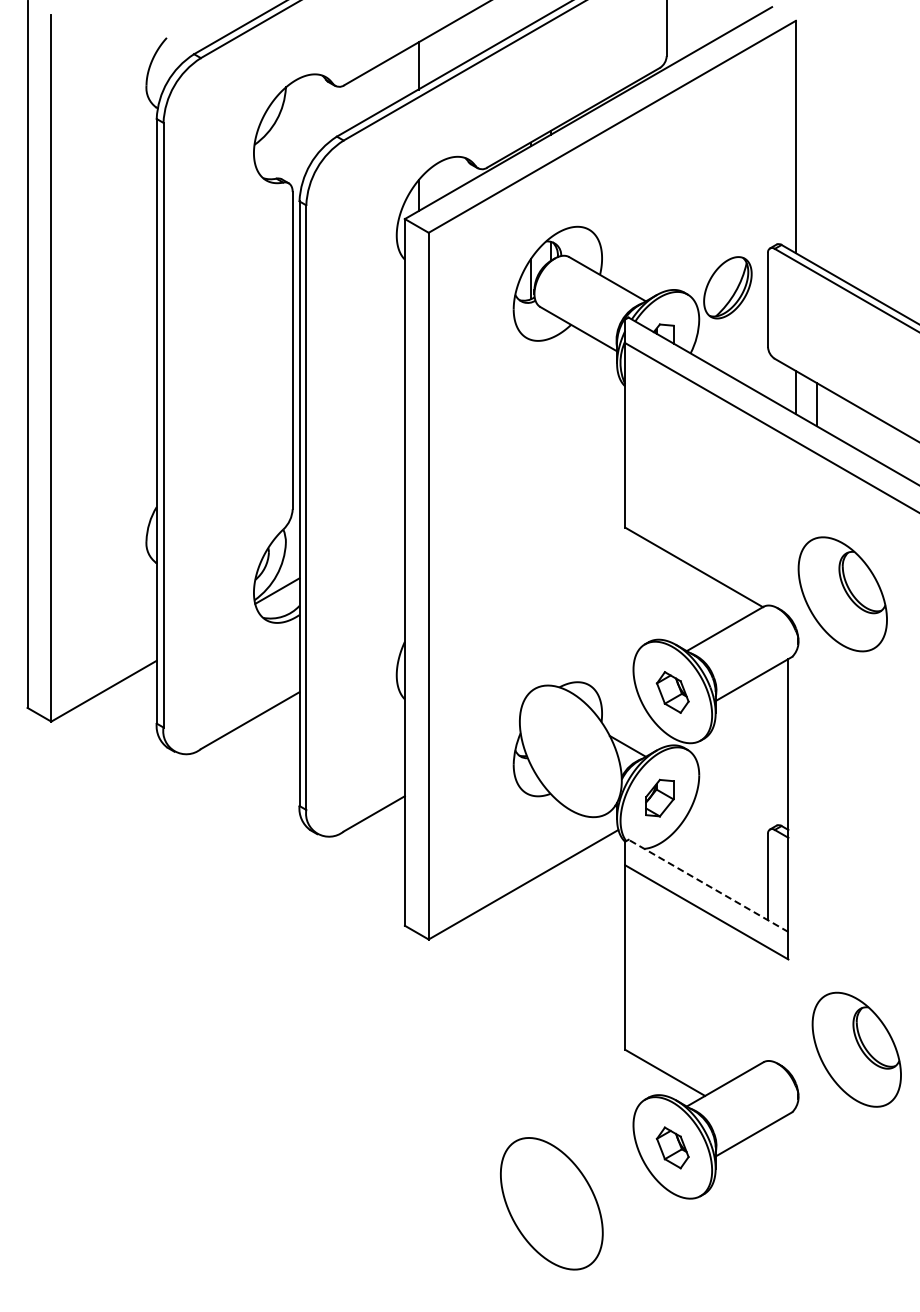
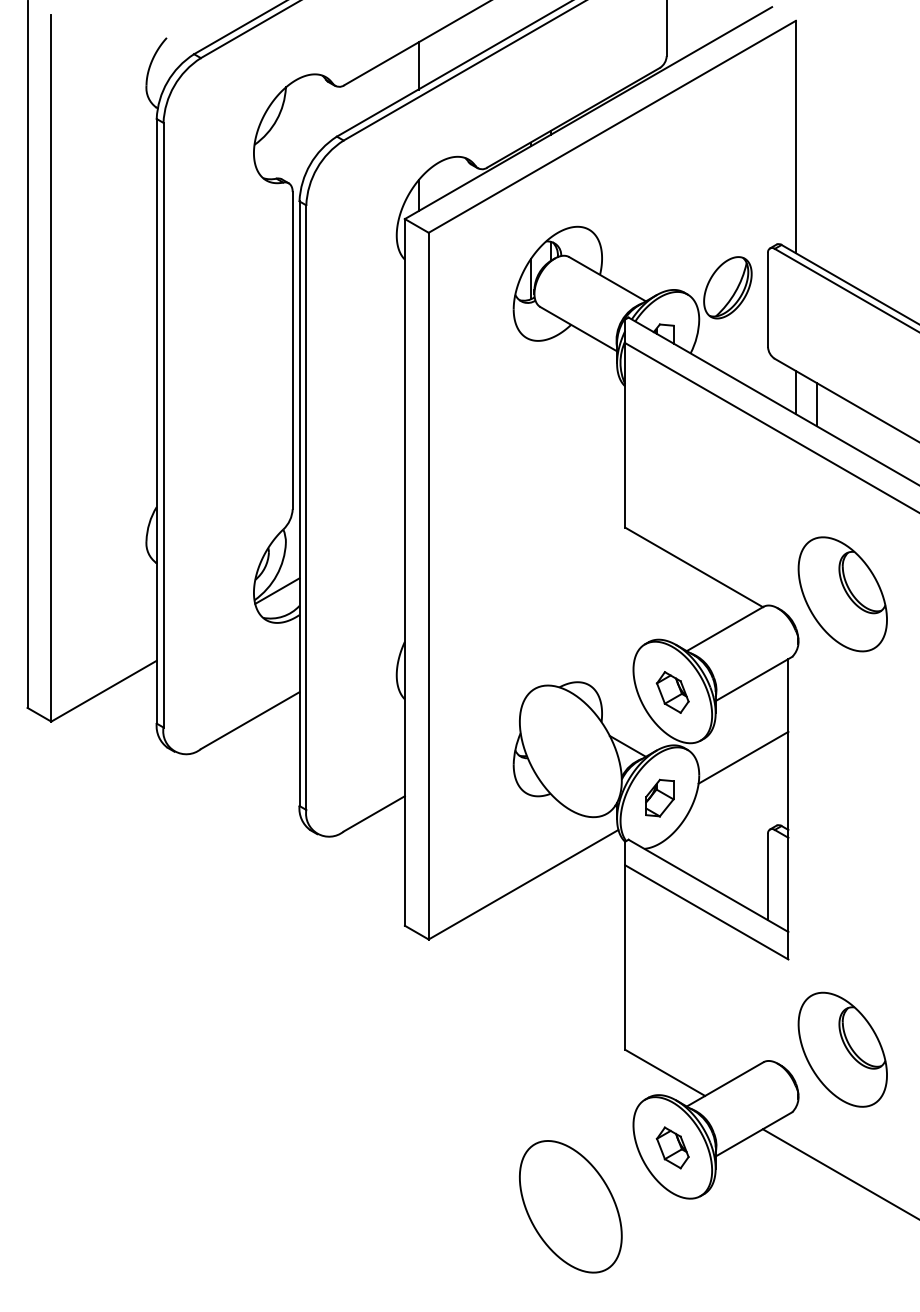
line: none -> present (743, 757)
line: dashed -> solid (708, 885)
part position: (856, 1049) -> (842, 1049) (842, 1049)
line: none -> present (839, 1173)
part position: (551, 1203) -> (570, 1206) (570, 1206)
